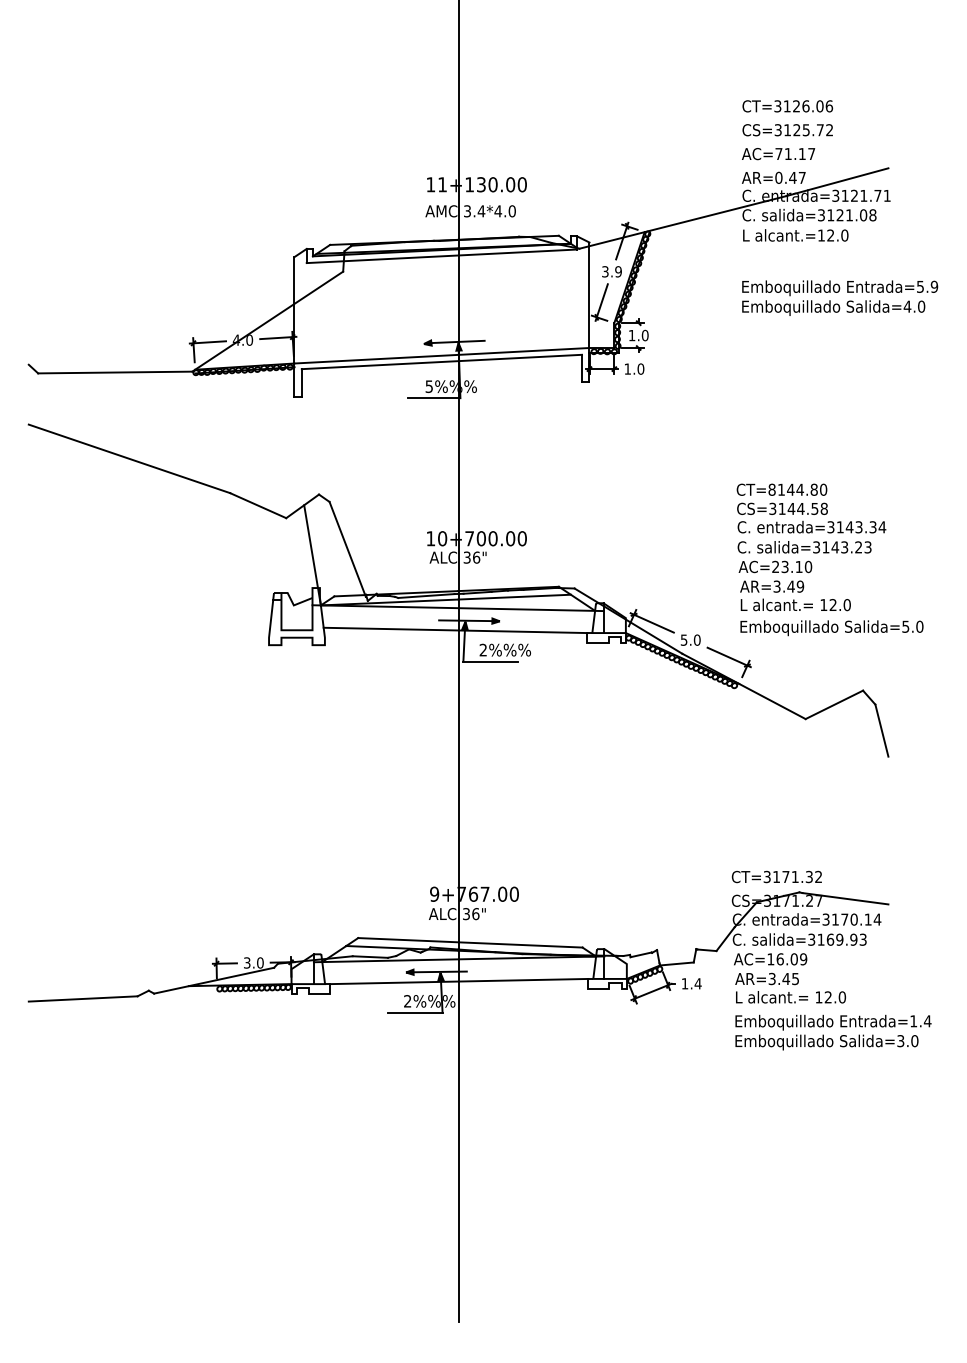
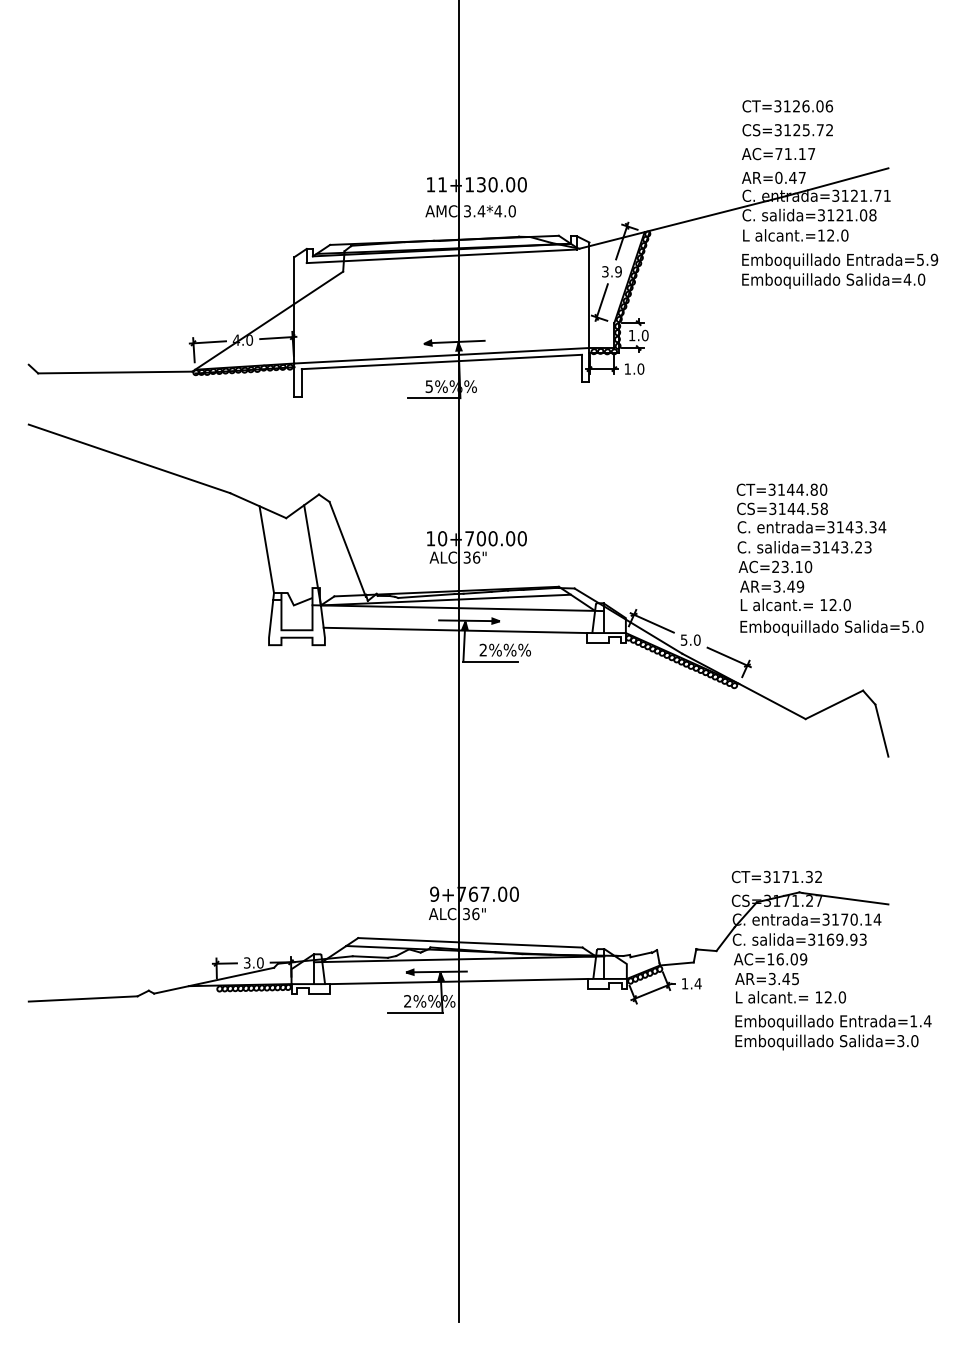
text position: (840, 297) -> (840, 270) (840, 270)
text: CT=8144.80 -> CT=3144.80 (771, 489)
line: none -> present (266, 549)
